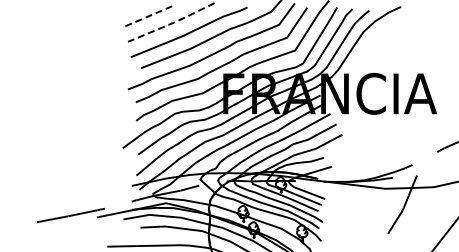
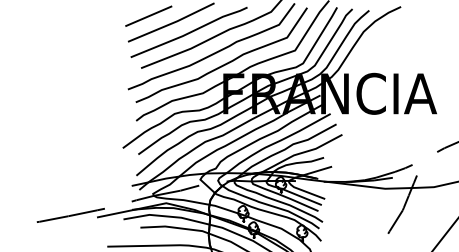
line: dashed -> solid (148, 16)
line: dashed -> solid (172, 23)
